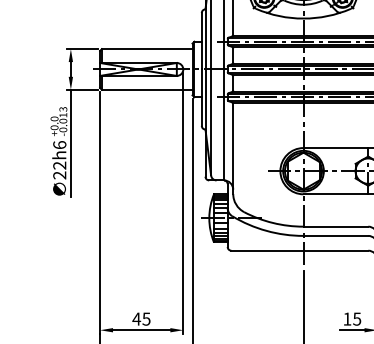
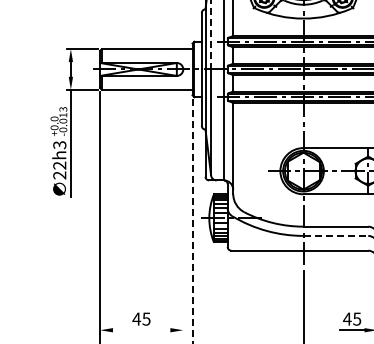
line: solid -> dashed (211, 35)
text: 22h6 -> 22h3 (59, 145)
line: present -> none (183, 203)
line: solid -> dashed (192, 221)
line: solid -> dashed (336, 235)
text: 15 -> 45 (347, 318)
line: present -> none (141, 330)
